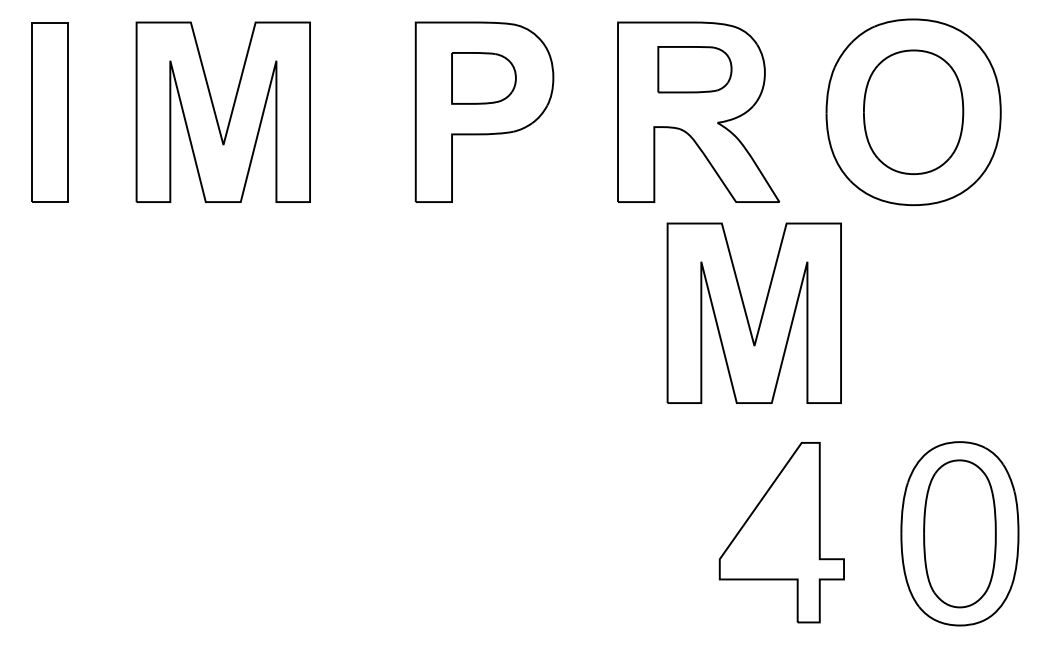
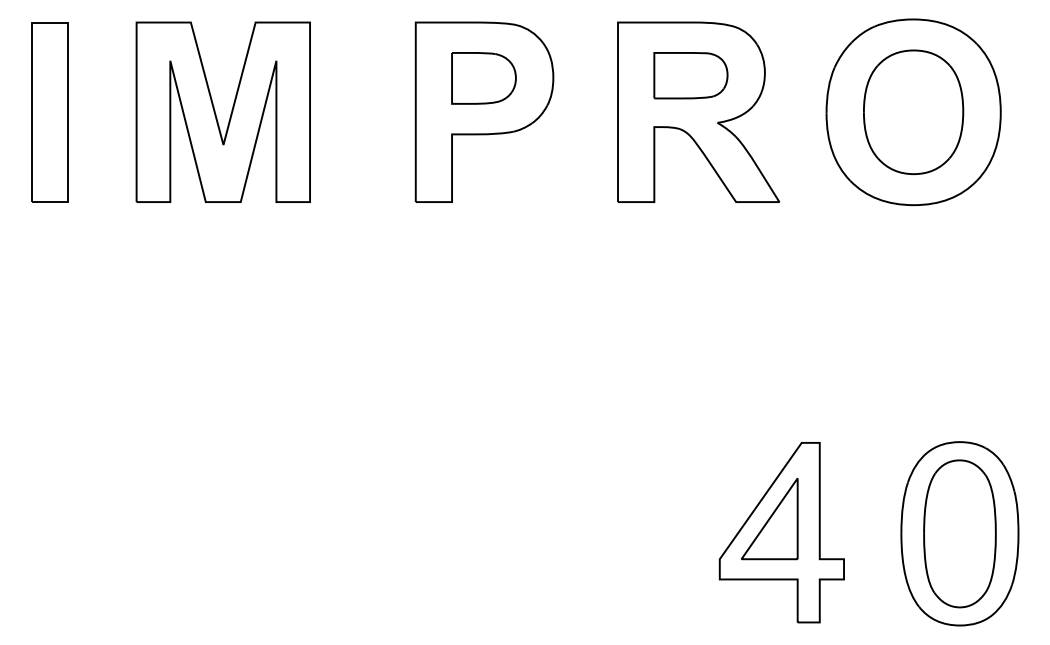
part position: (694, 69) -> (690, 75) (690, 75)
part: present -> none (747, 315)
part: none -> present (769, 519)
